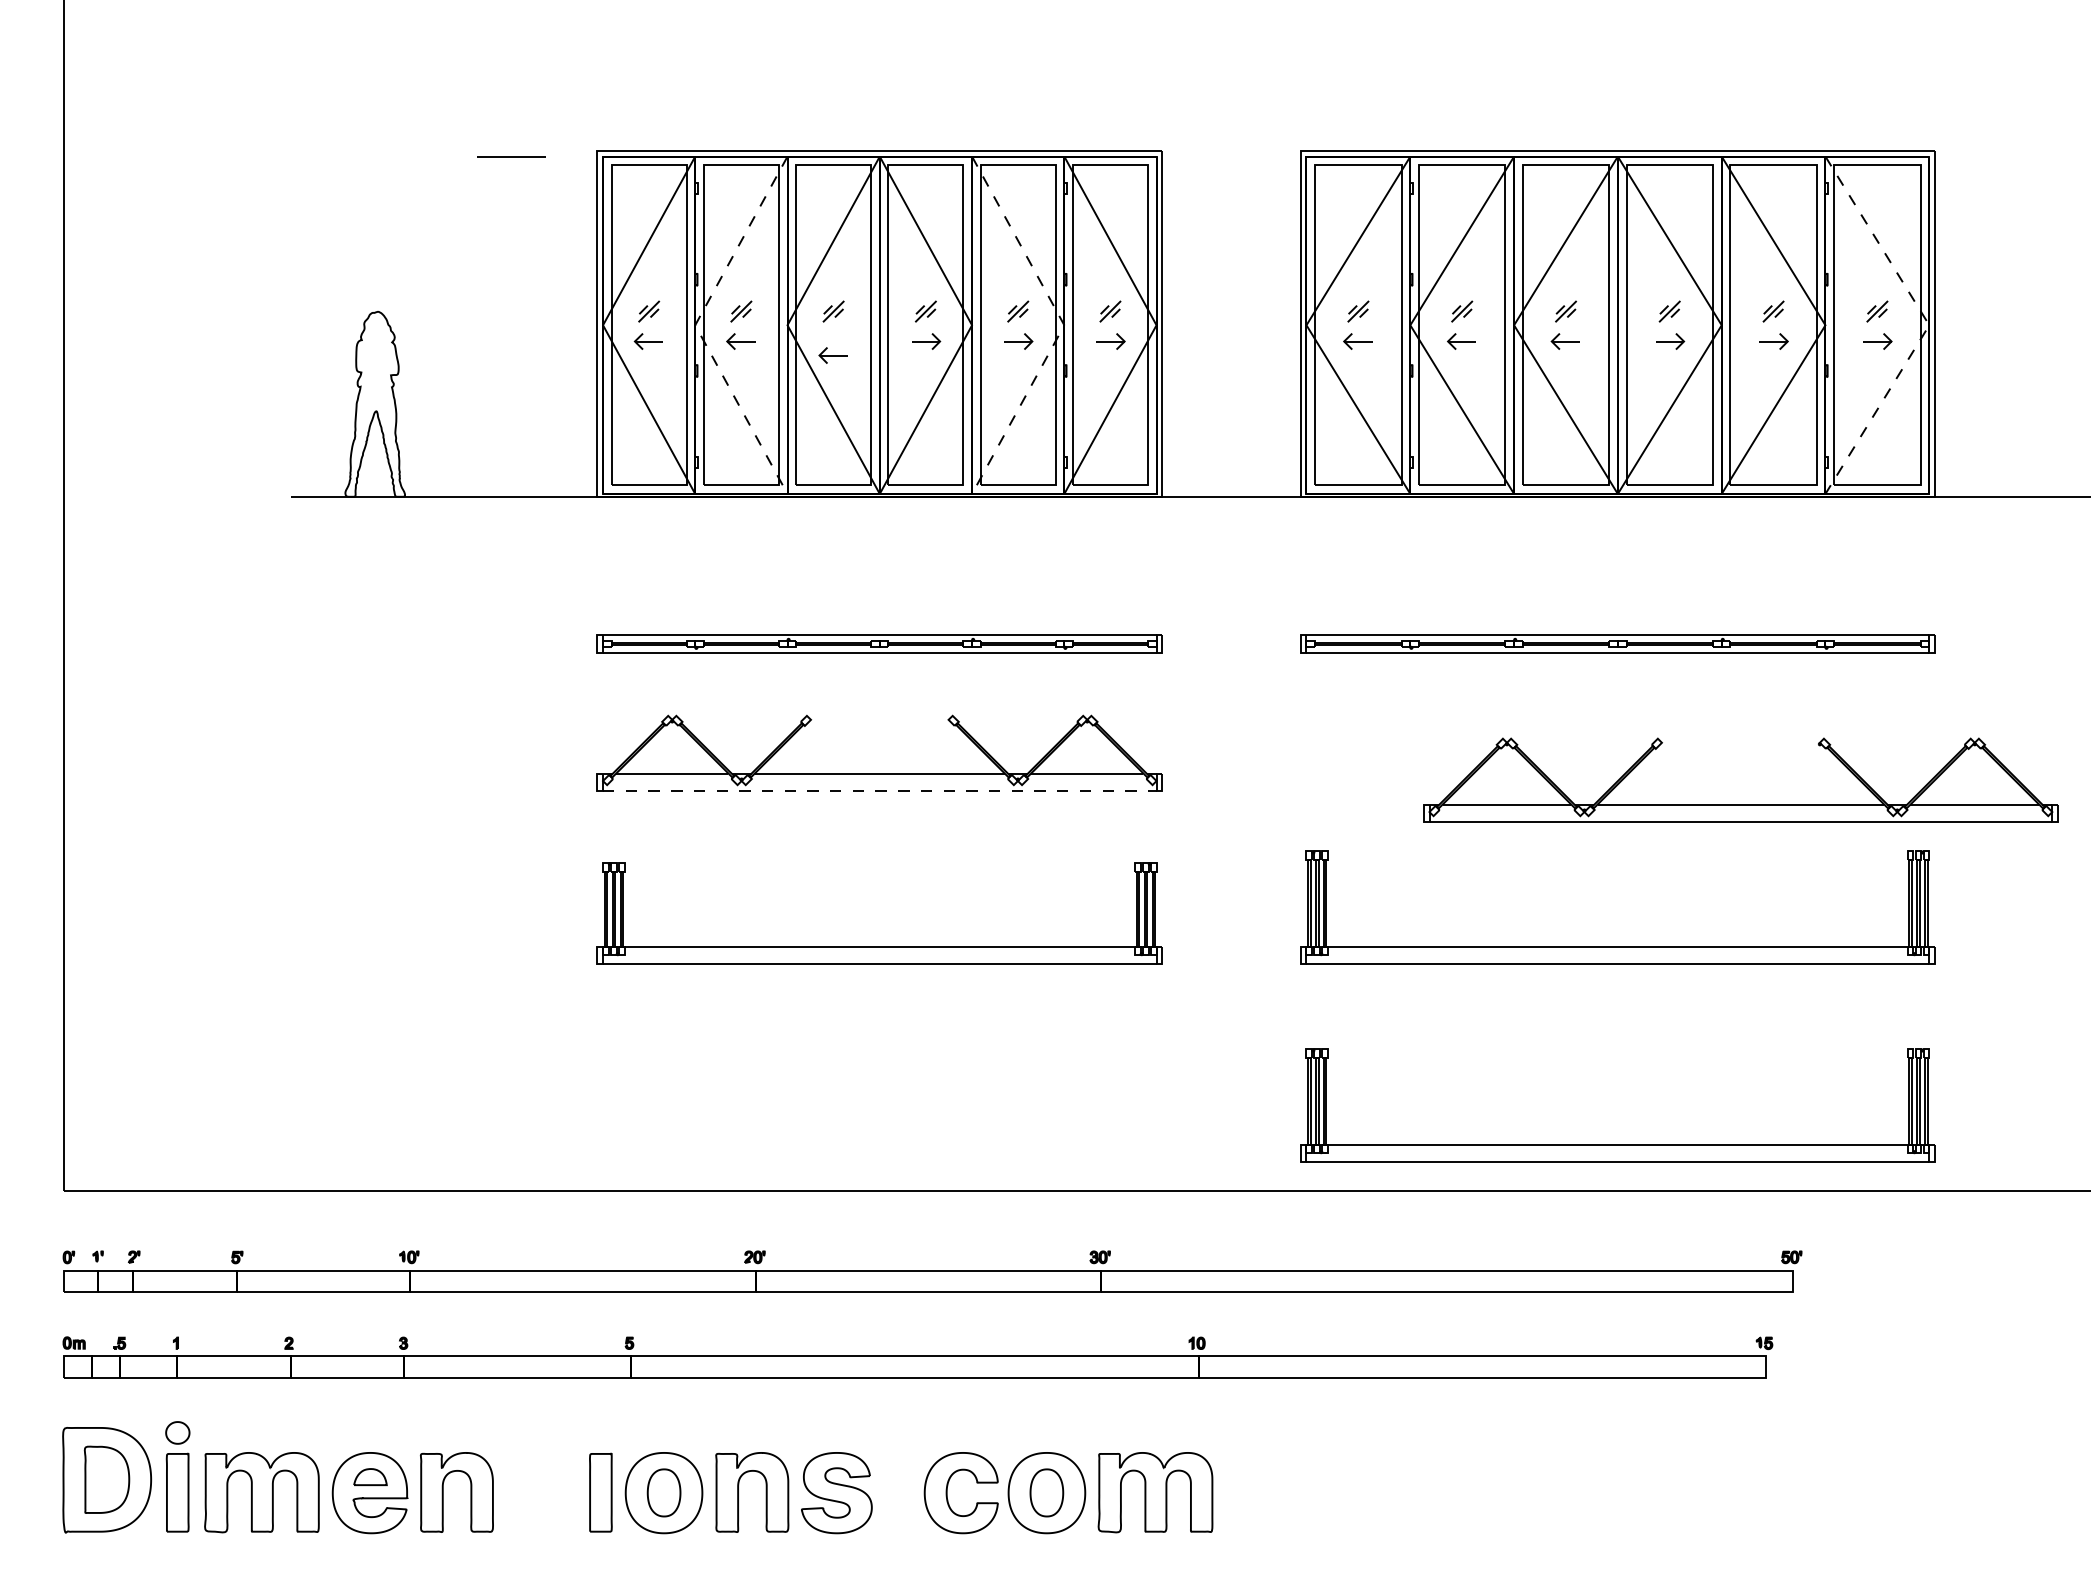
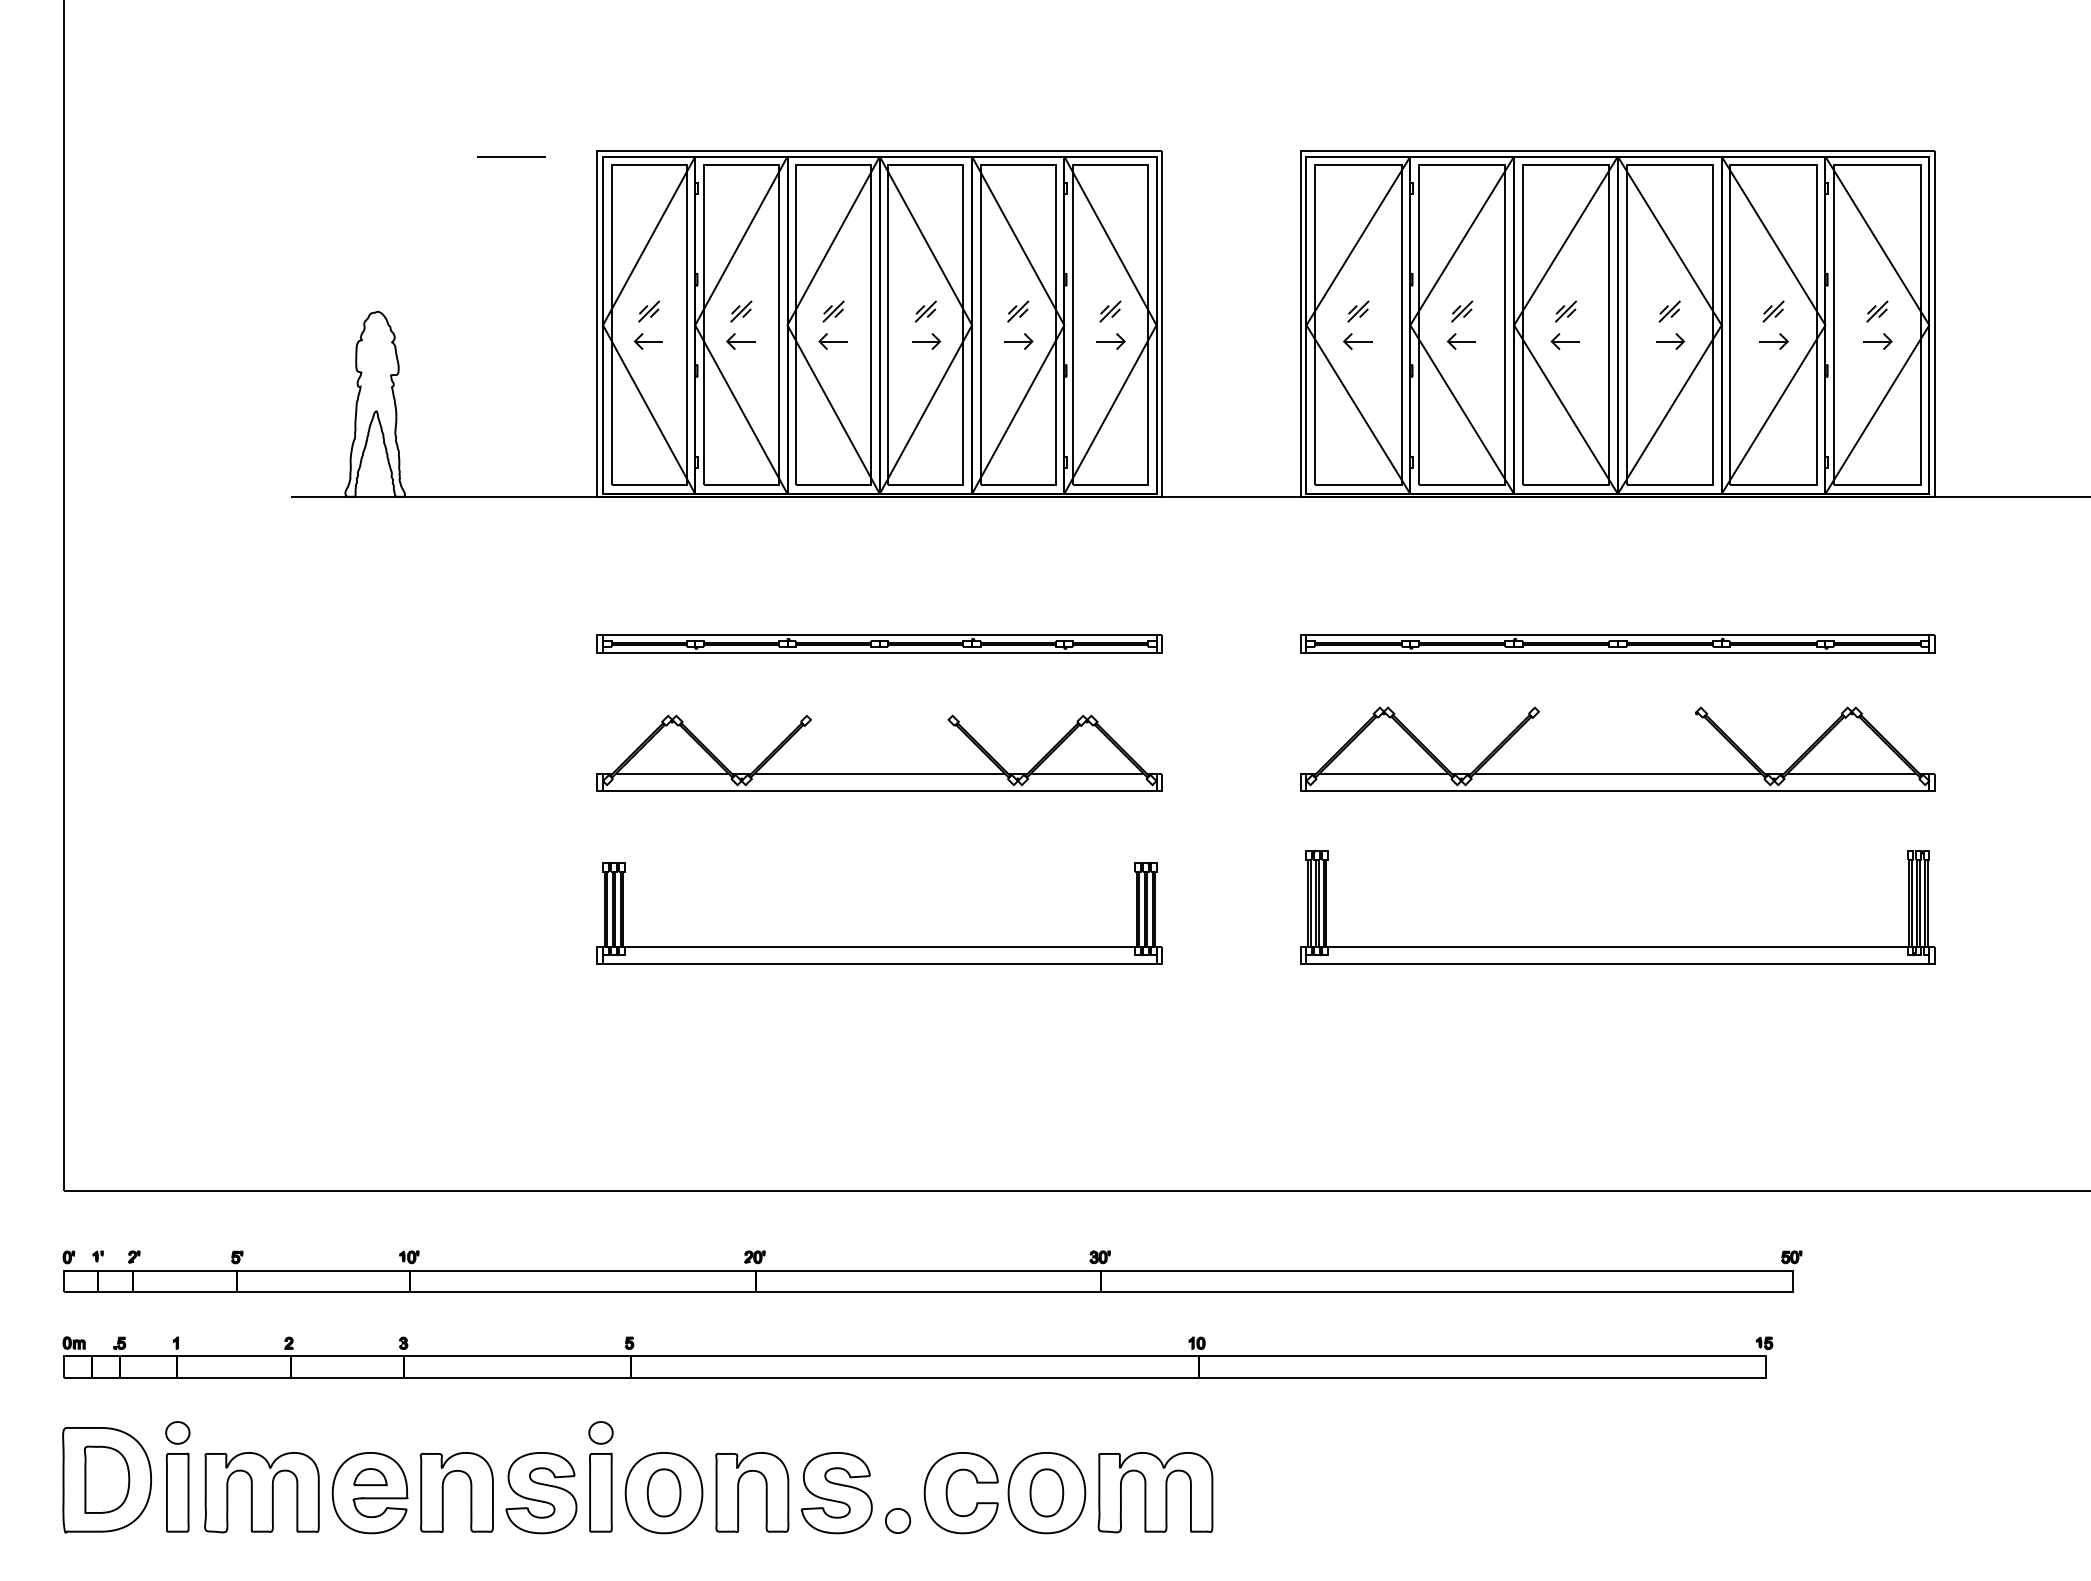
line: dashed -> solid (695, 325)
line: dashed -> solid (1064, 325)
line: dashed -> solid (1929, 325)
part position: (832, 355) -> (832, 341) (832, 341)
line: dashed -> solid (879, 790)
part position: (1740, 804) -> (1617, 773) (1617, 773)
part: present -> none (1617, 1144)
part: none -> present (600, 1432)
part: none -> present (541, 1493)
part: none -> present (898, 1520)
